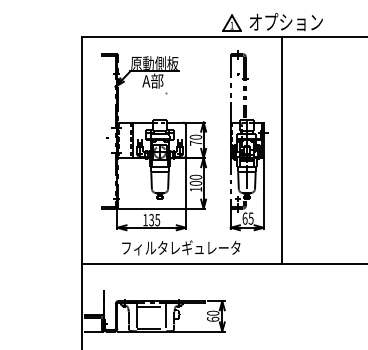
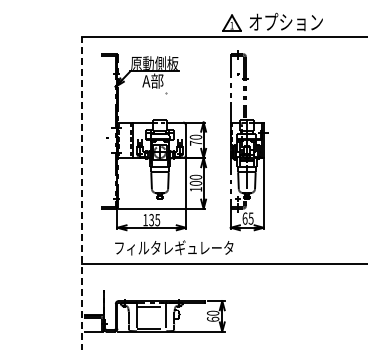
line: present -> none (282, 150)
line: solid -> dashed (81, 193)
text position: (181, 247) -> (174, 247) (174, 247)
